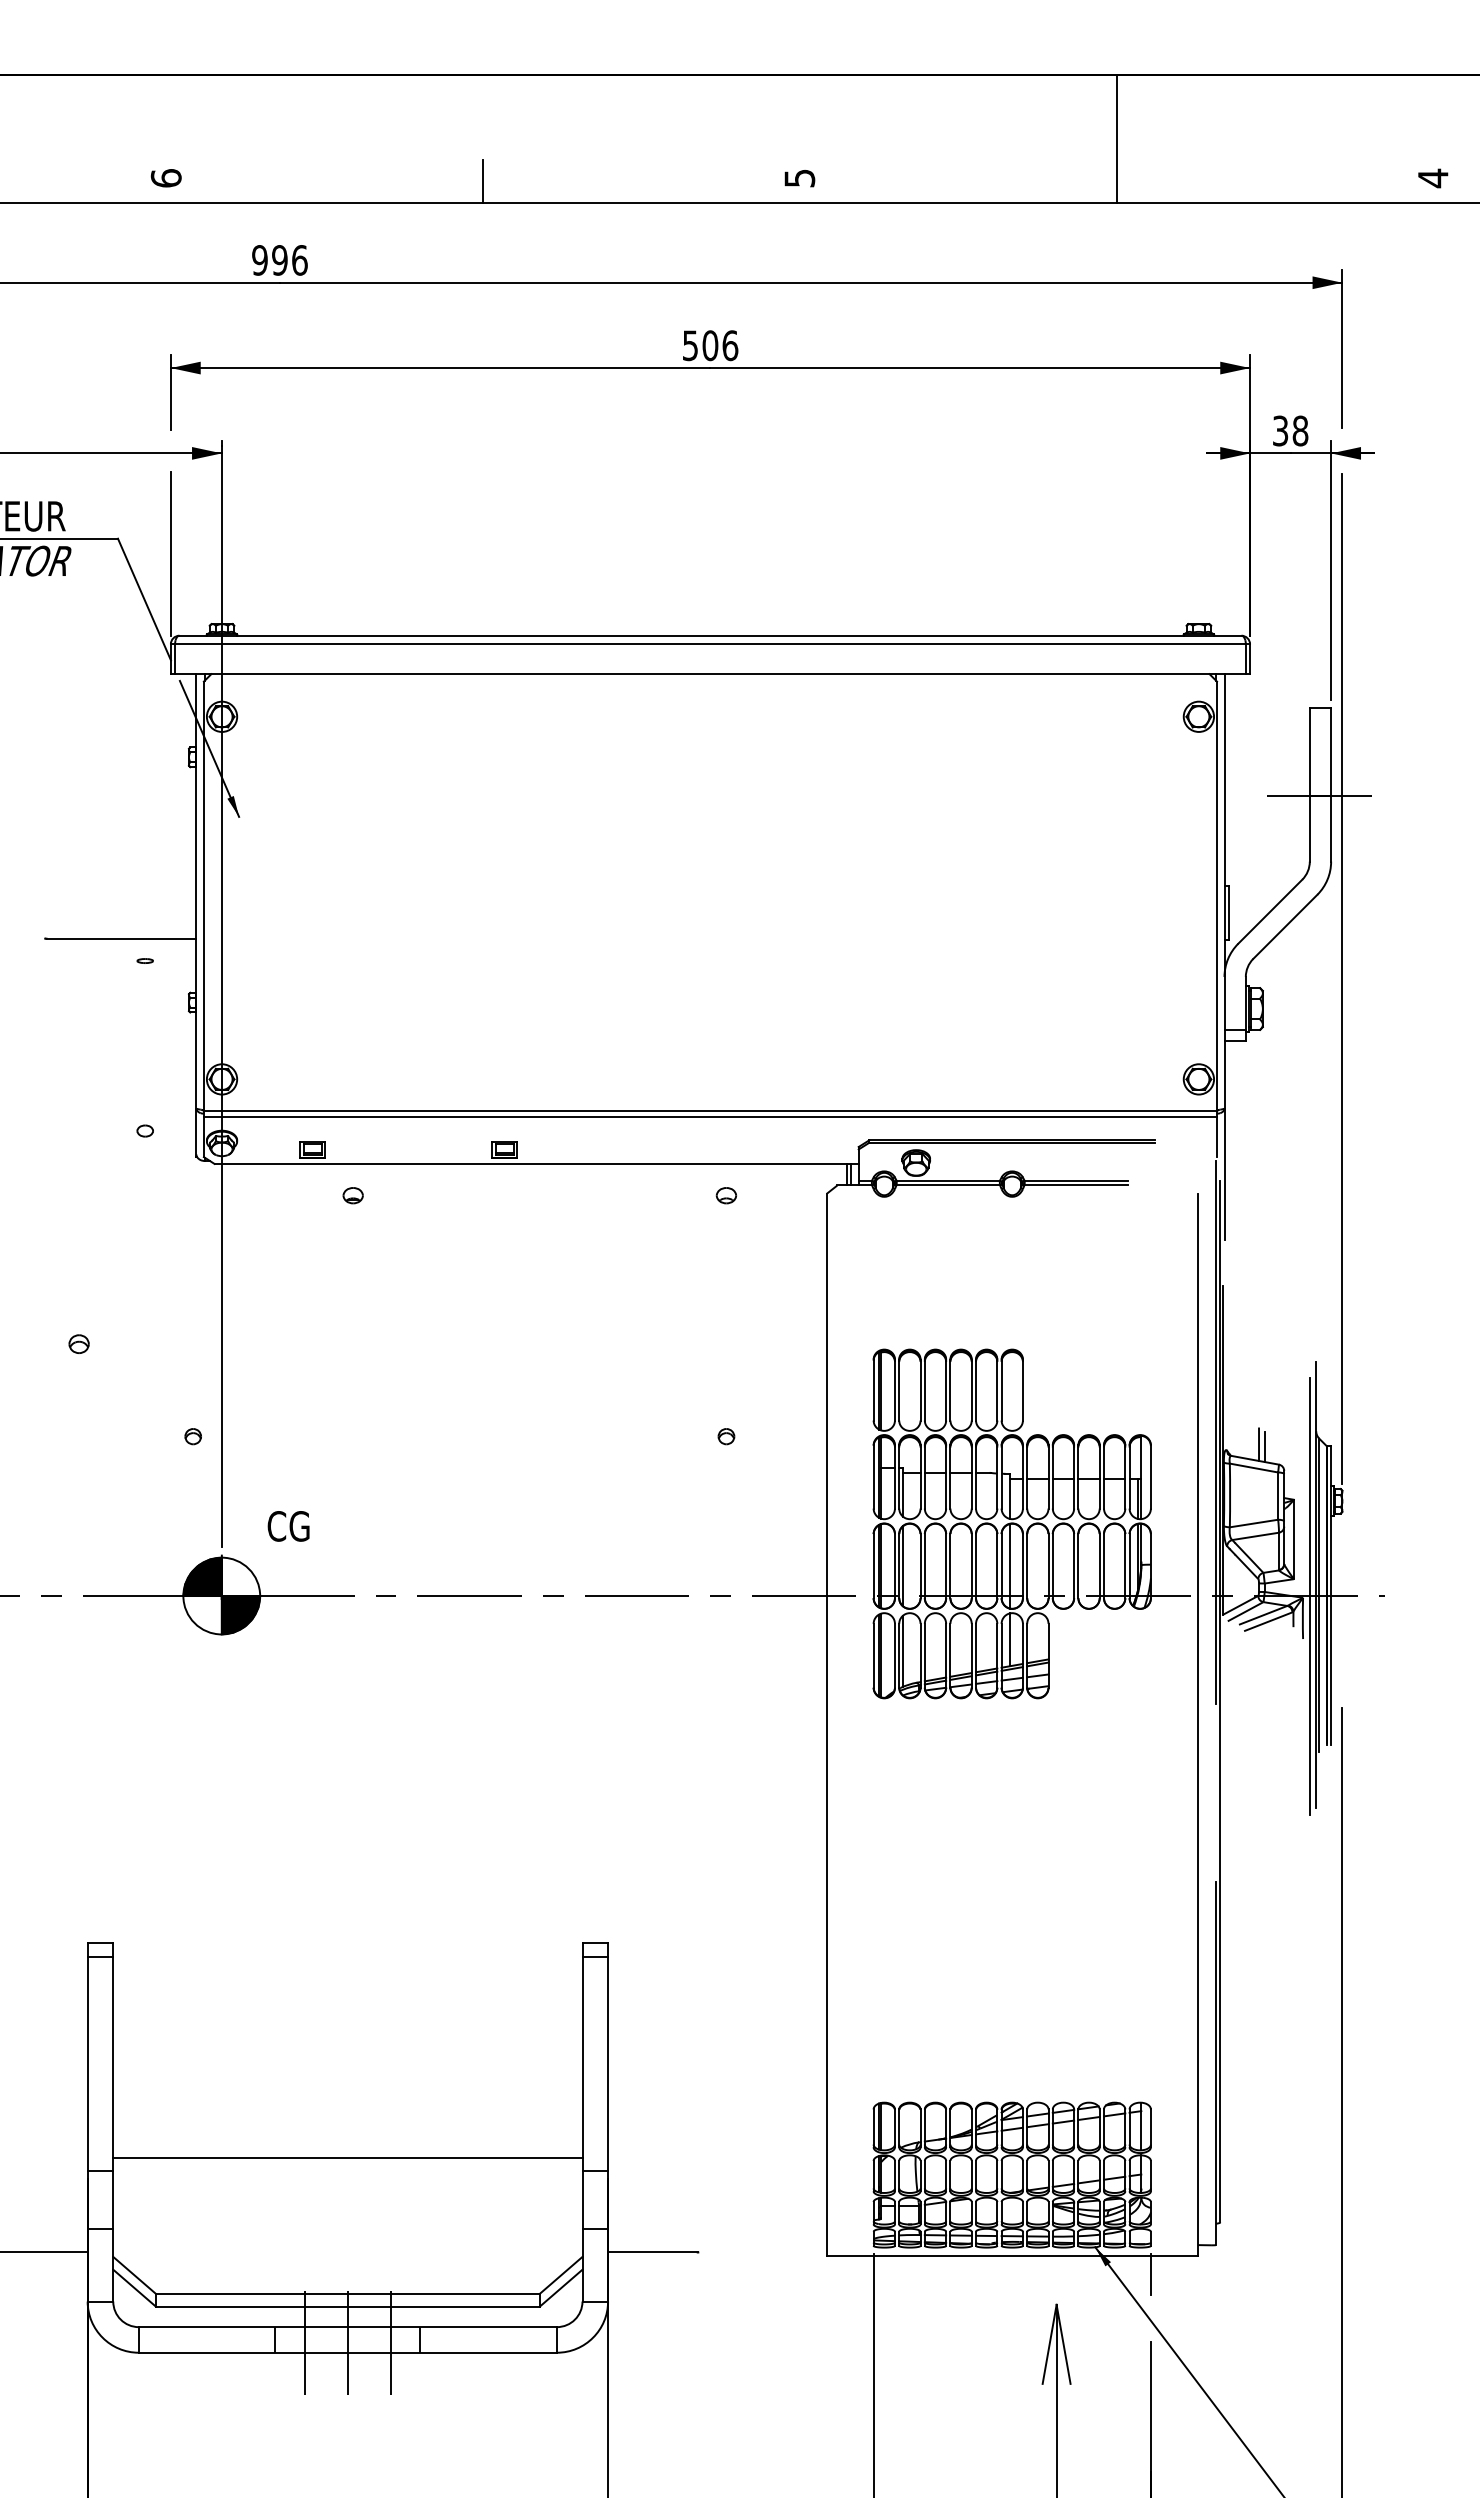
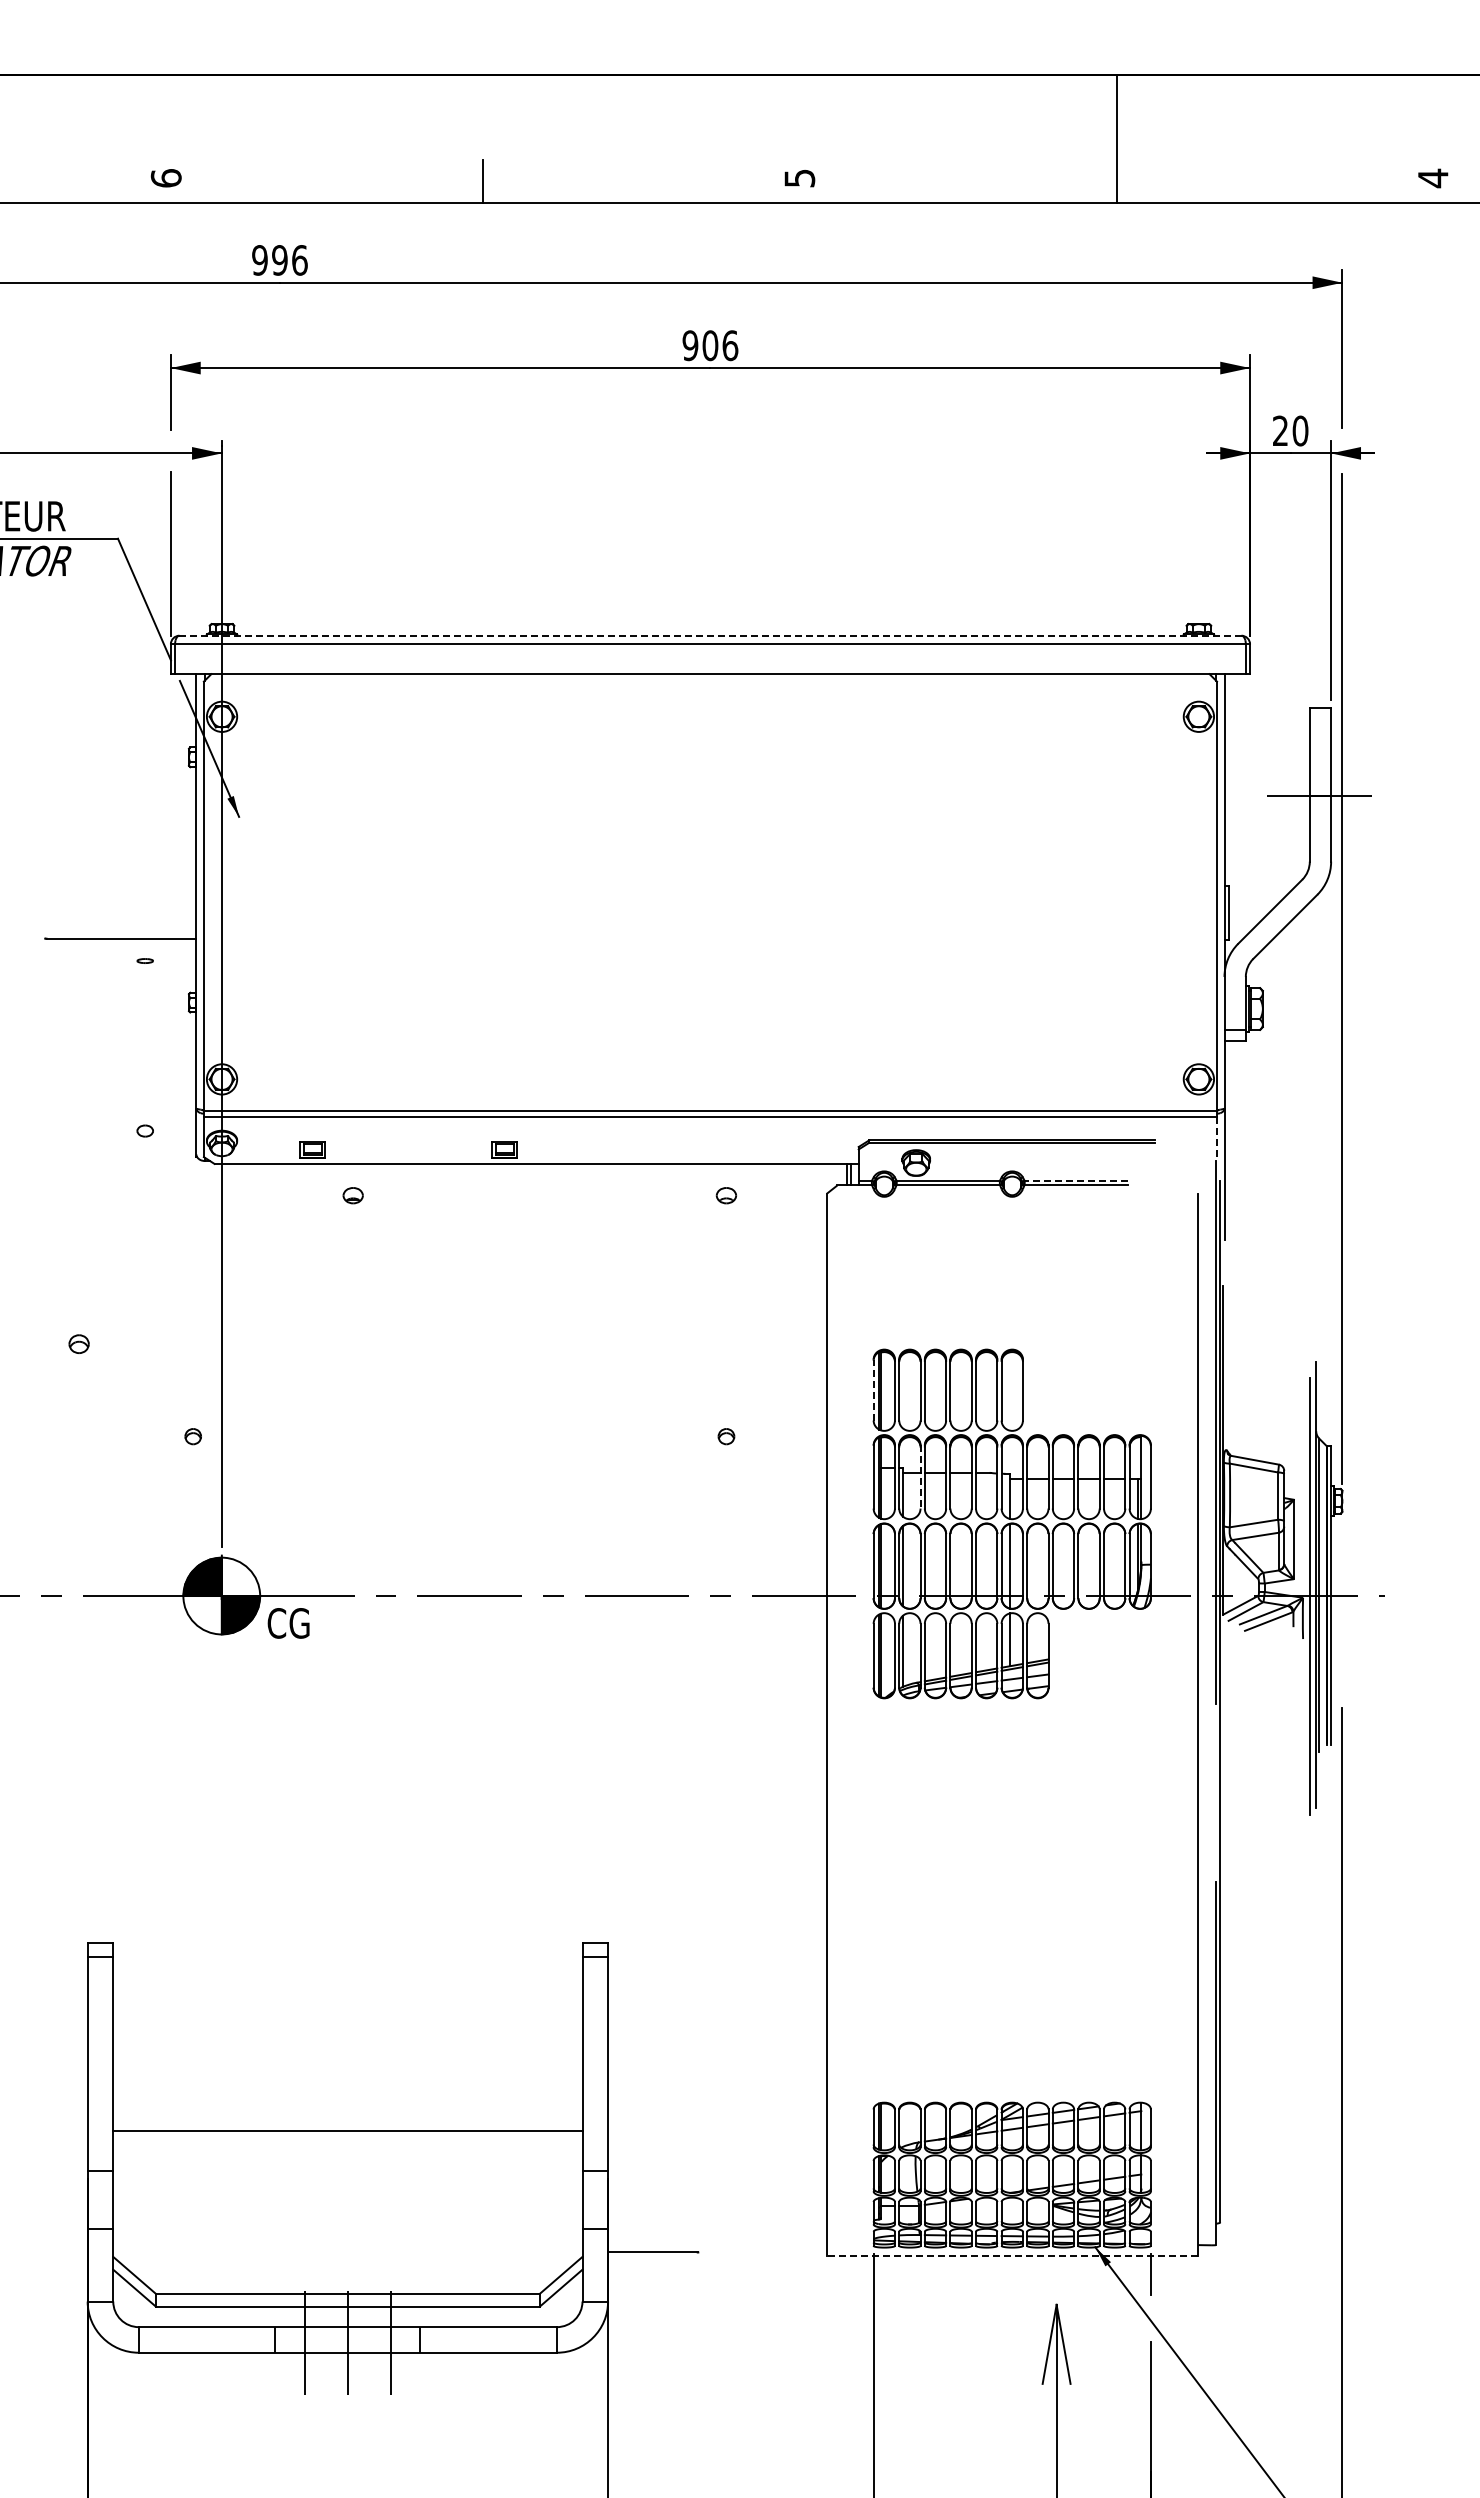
text: 506 -> 906 (690, 345)
text: 38 -> 20 (1290, 430)
line: solid -> dashed (710, 635)
line: solid -> dashed (1217, 1137)
line: solid -> dashed (1076, 1180)
line: solid -> dashed (873, 1389)
line: present -> none (1259, 1444)
line: present -> none (1264, 1447)
line: solid -> dashed (920, 1477)
text position: (288, 1526) -> (288, 1623) (288, 1623)
line position: (347, 2157) -> (347, 2130) (347, 2130)
line: present -> none (44, 2252)
line: solid -> dashed (1012, 2255)
